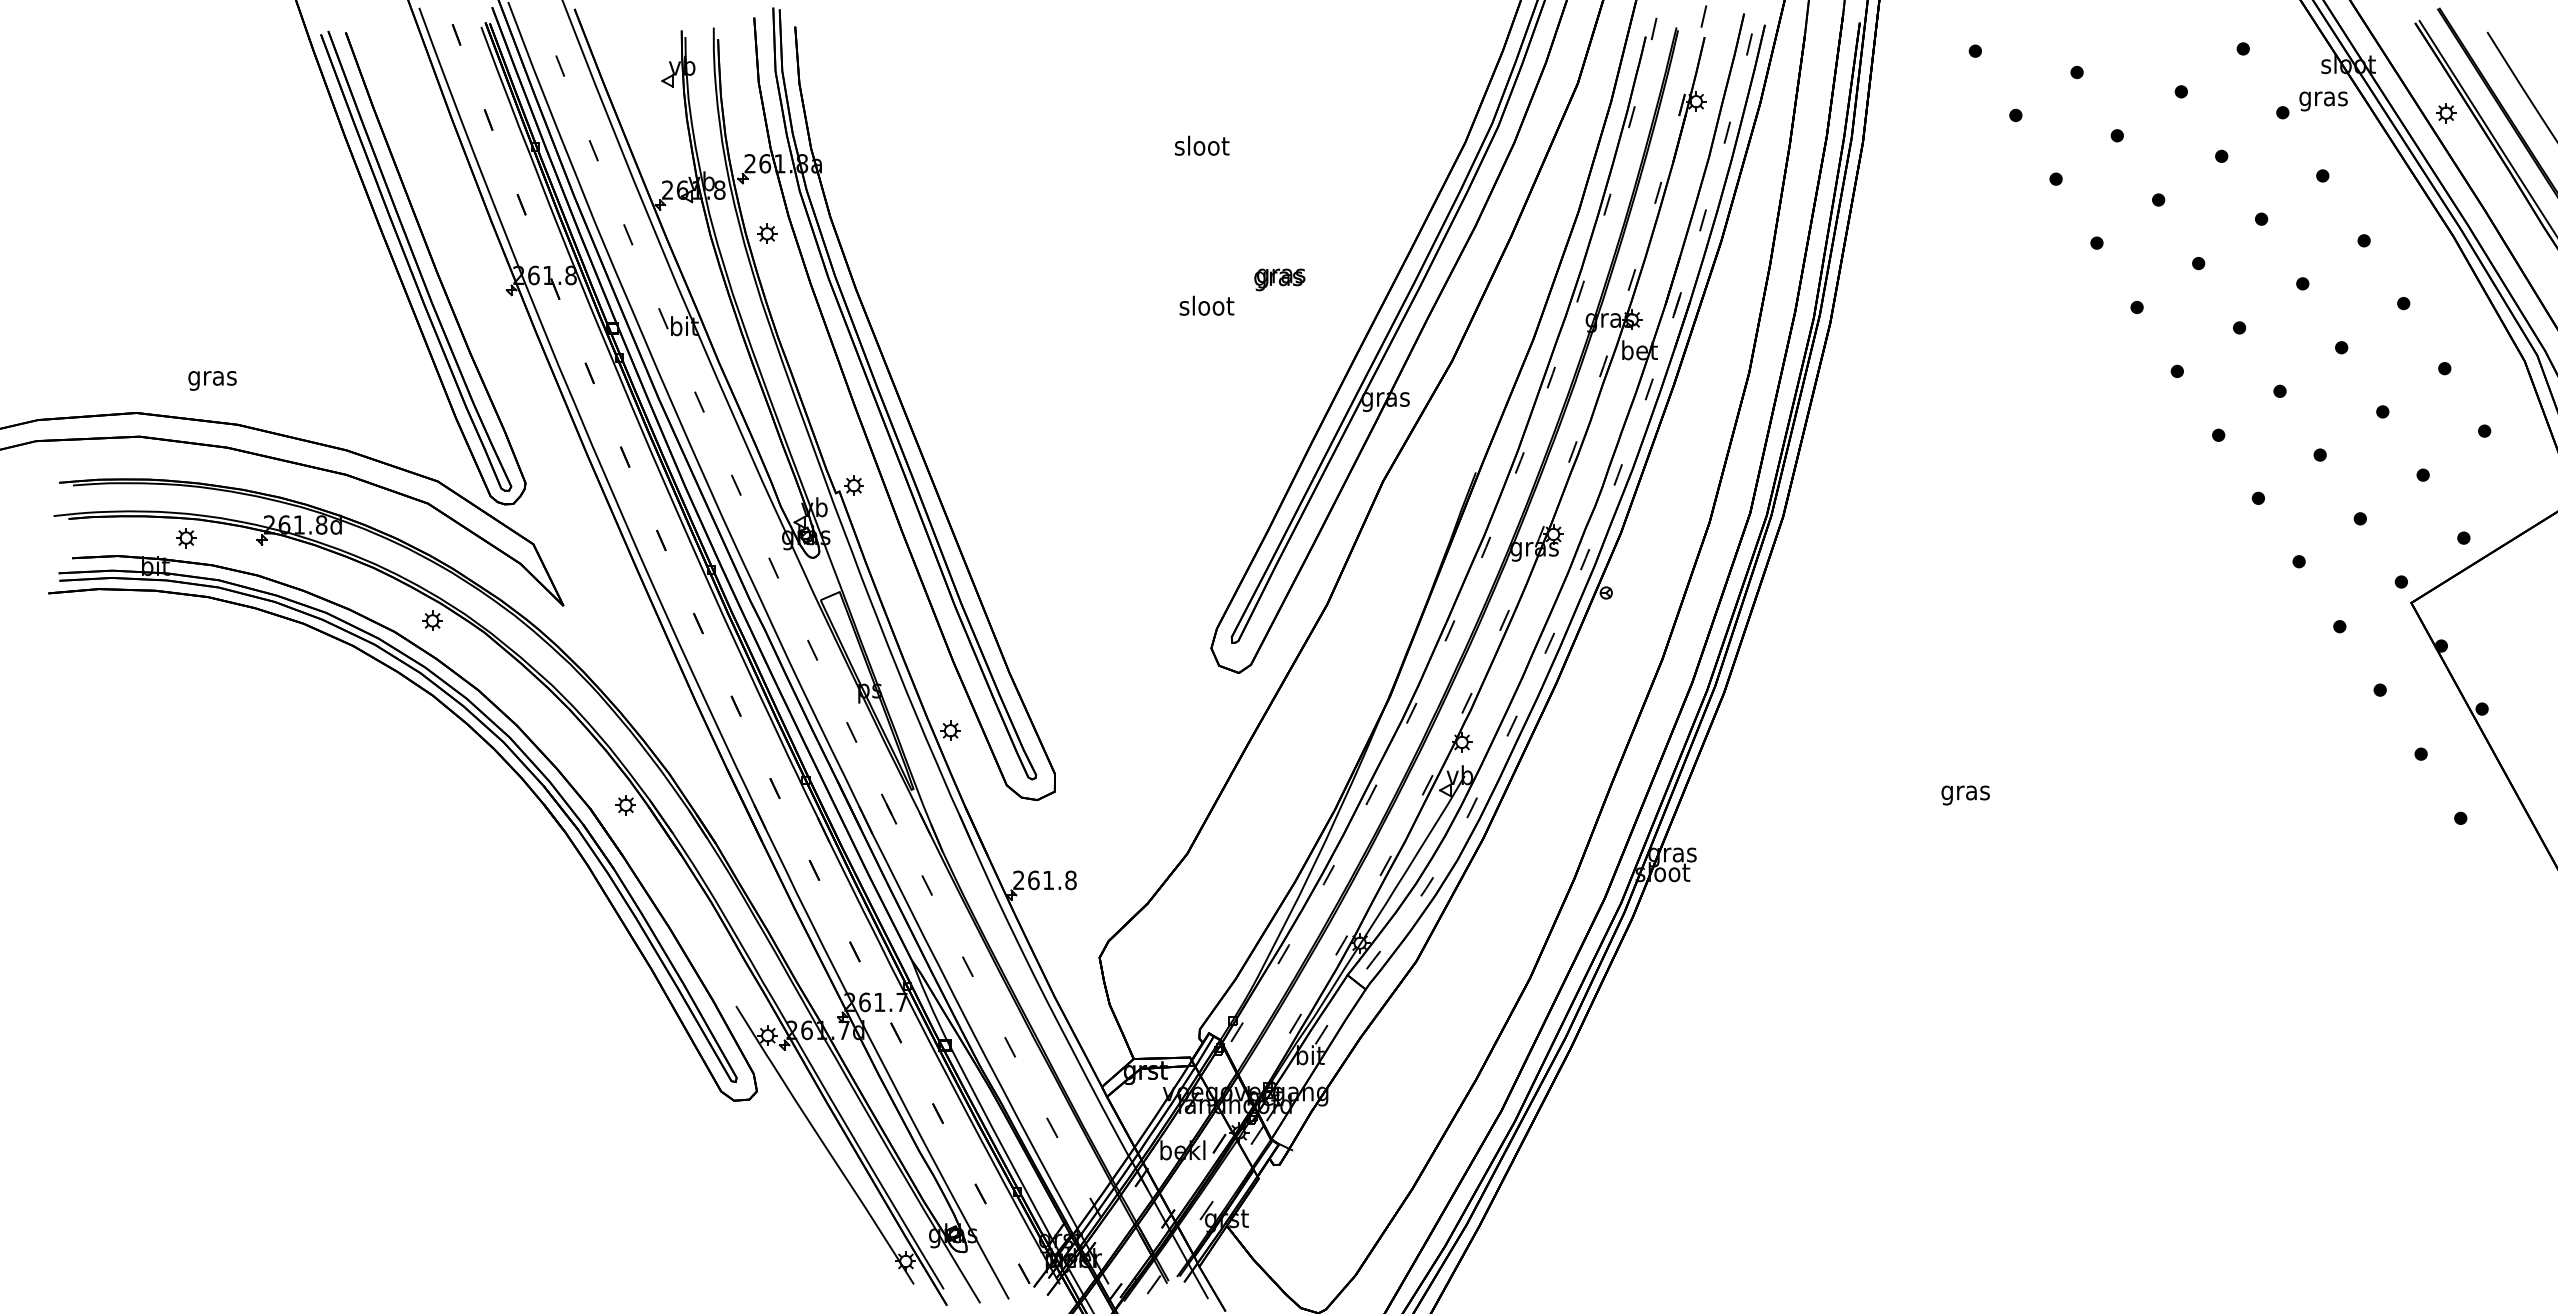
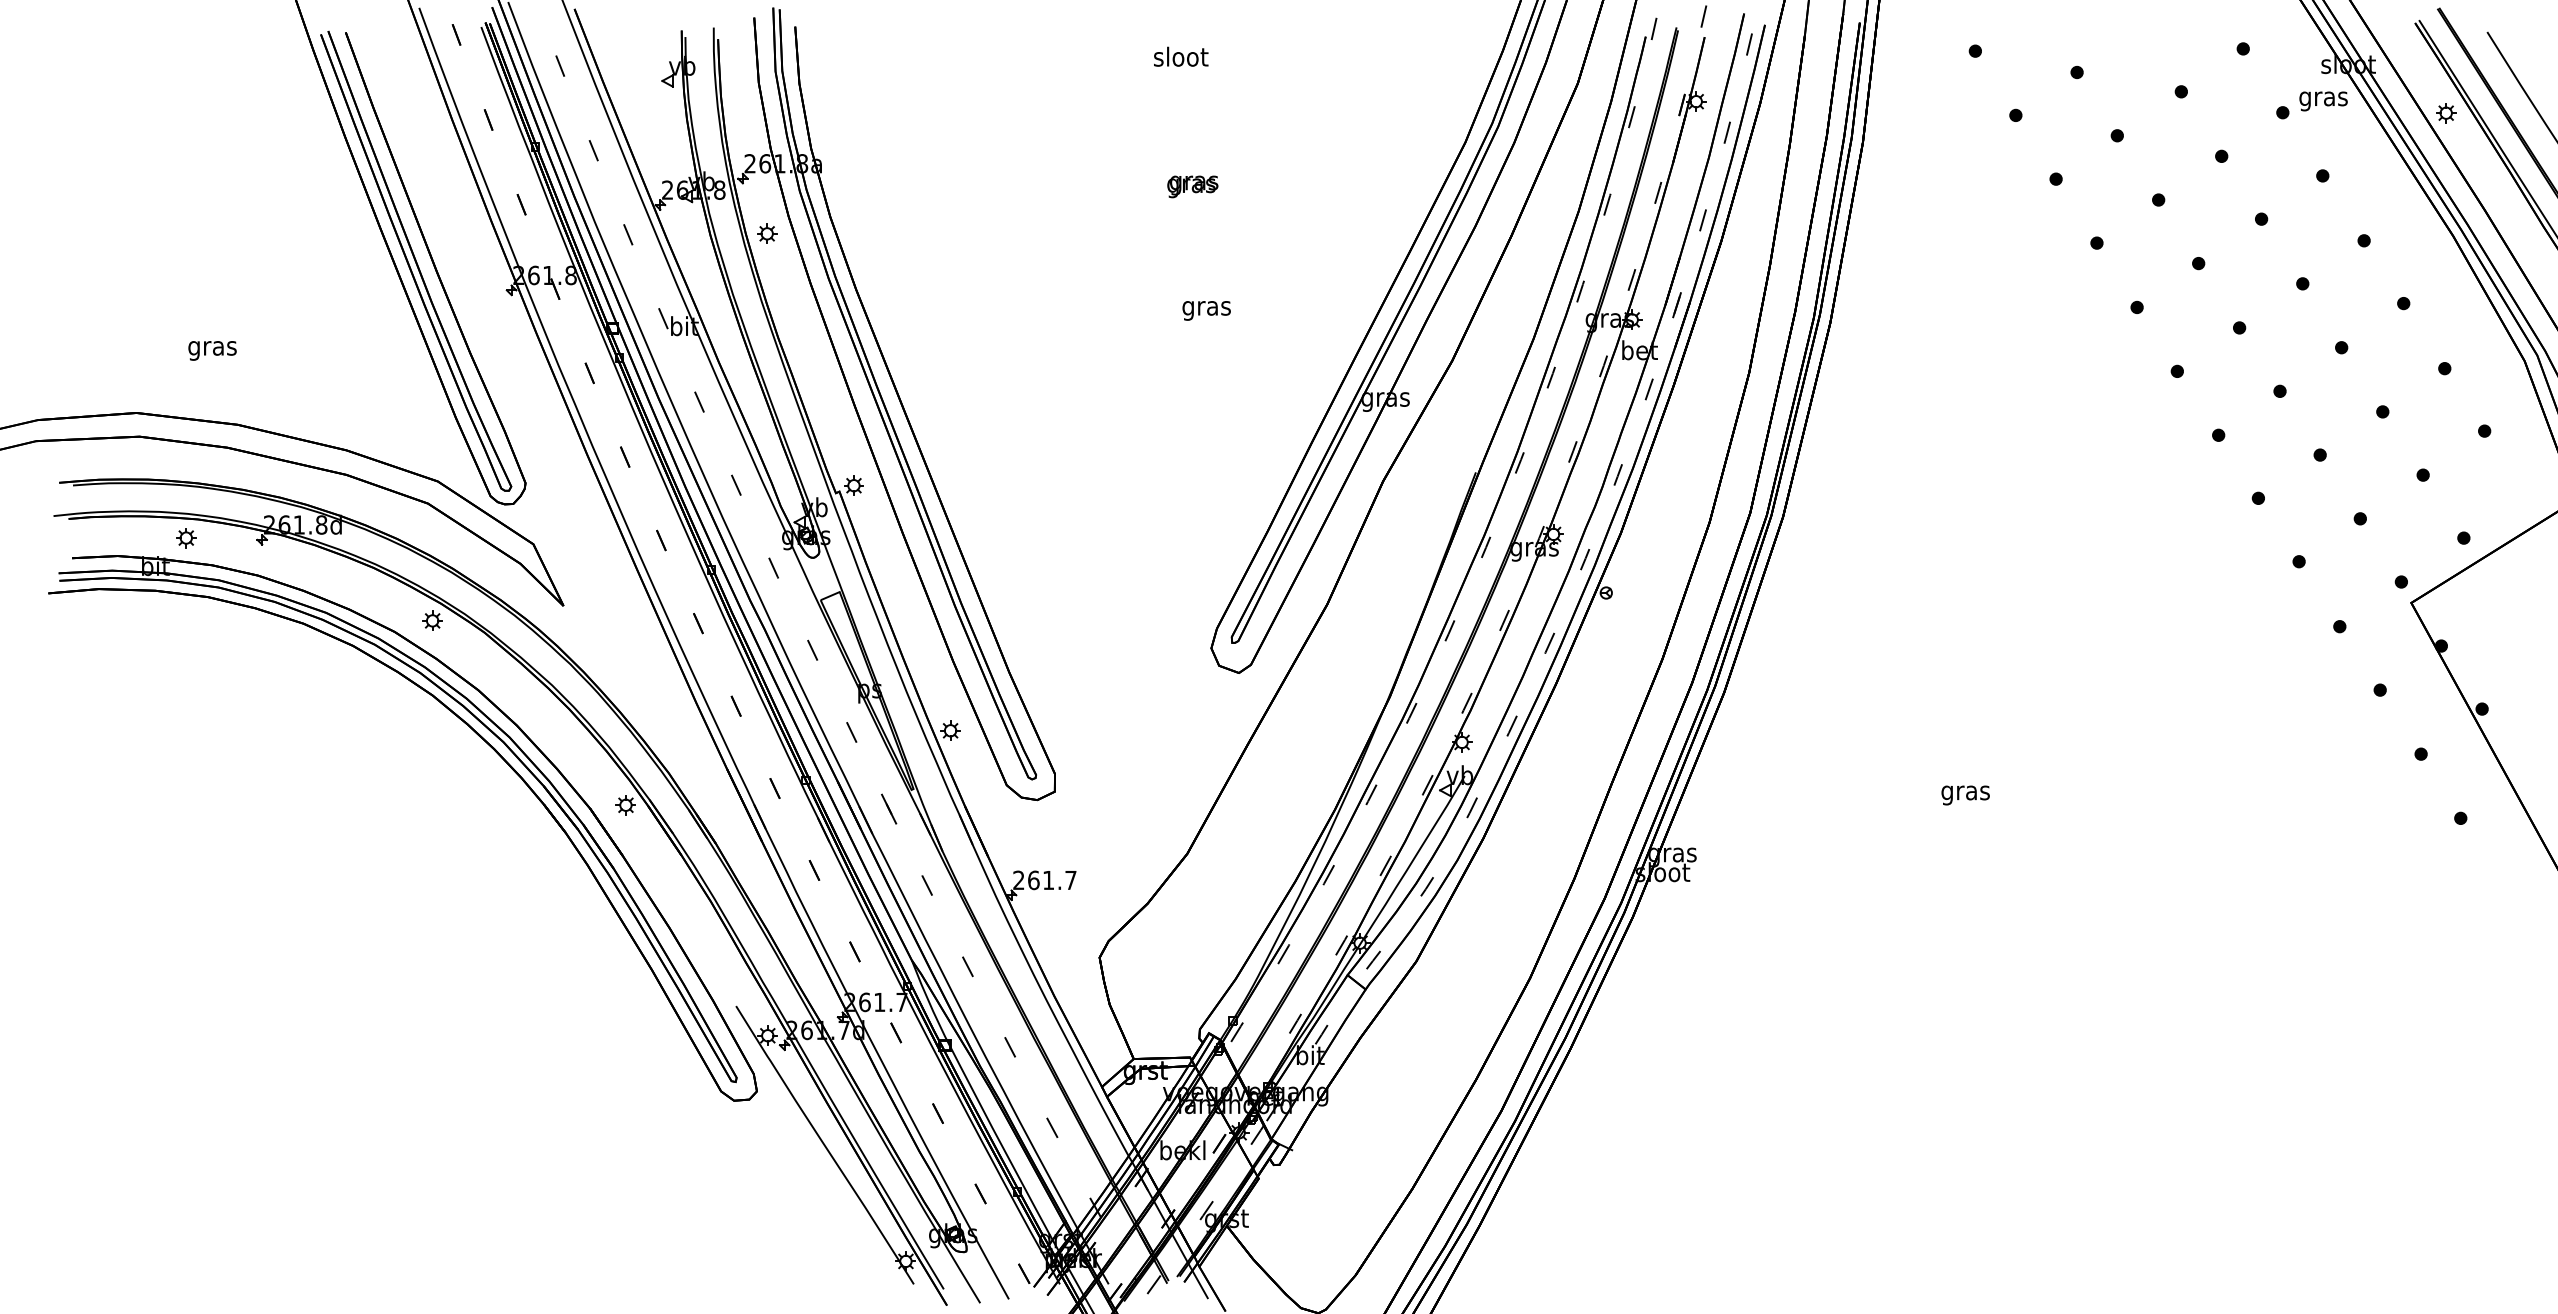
text position: (1202, 145) -> (1181, 56) (1181, 56)
text position: (1279, 279) -> (1192, 186) (1192, 186)
text: sloot -> gras (1206, 307)
text position: (212, 380) -> (212, 350) (212, 350)
text: 261.8 -> 261.7 (1070, 880)
